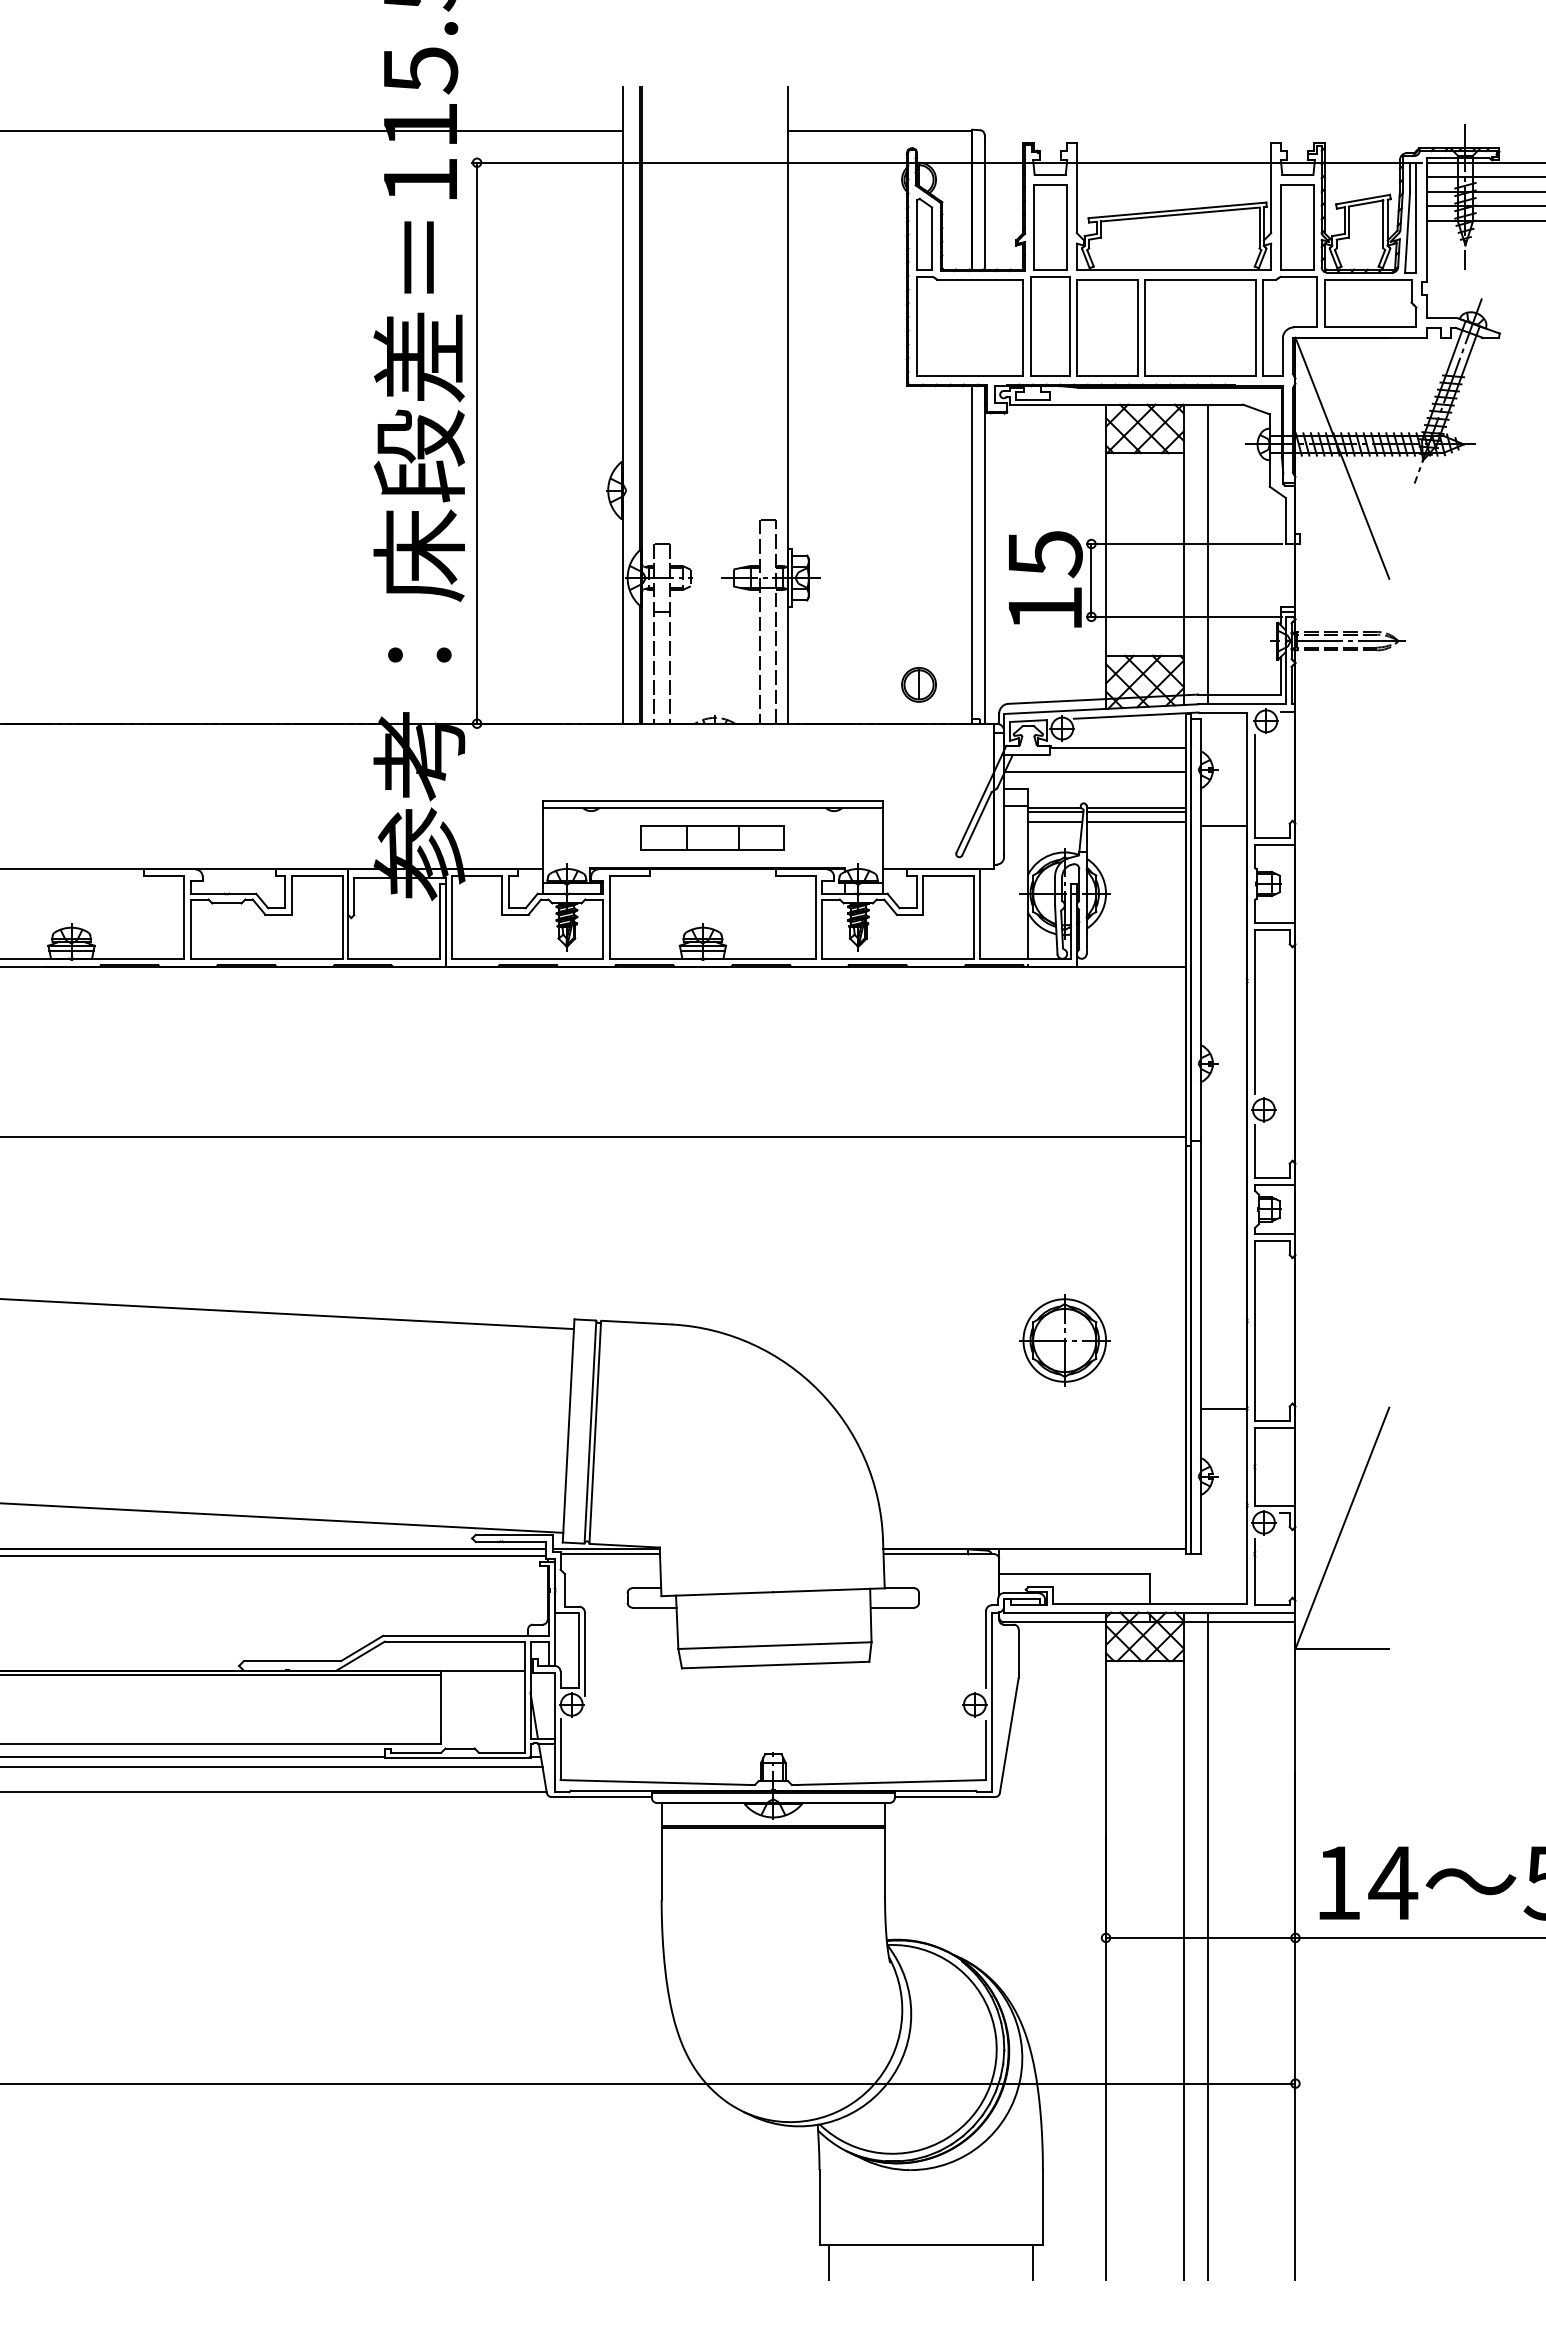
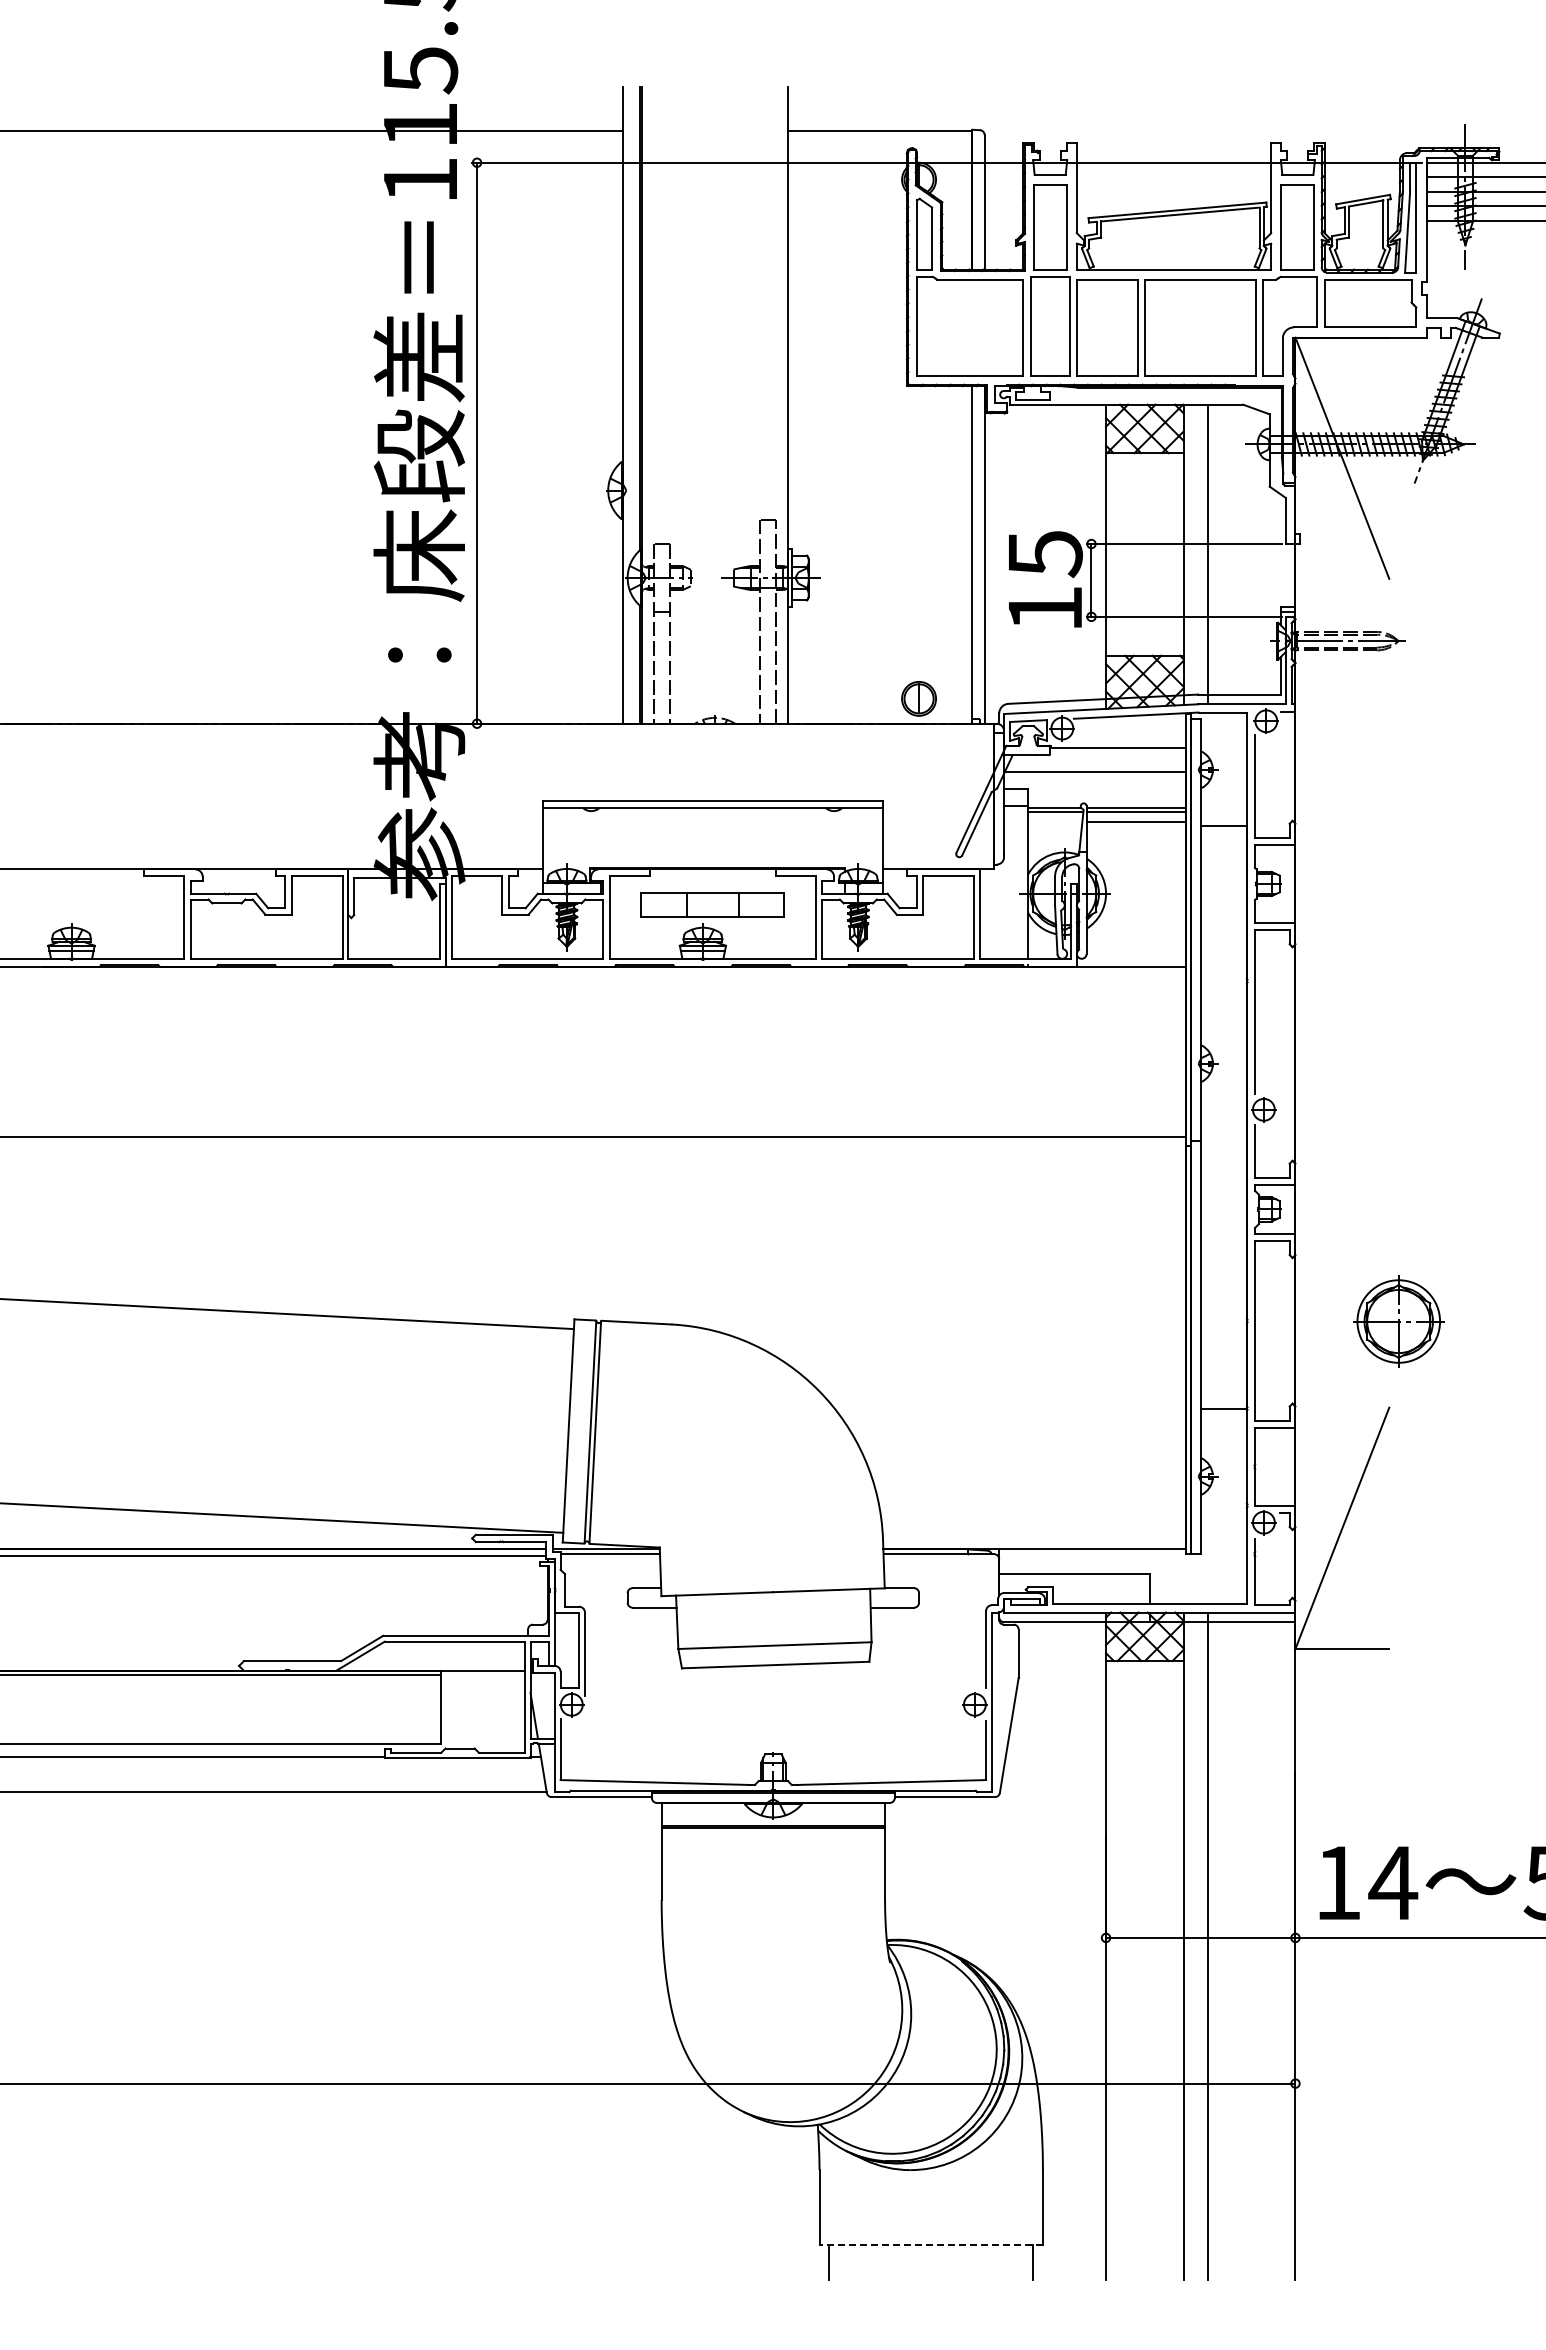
part position: (918, 684) -> (918, 698) (918, 698)
line: present -> none (1055, 822)
part position: (712, 837) -> (712, 904) (712, 904)
part position: (1064, 1340) -> (1398, 1321) (1398, 1321)
line: present -> none (272, 1766)
line: solid -> dashed (931, 2245)
